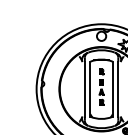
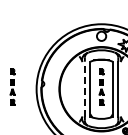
part: none -> present (12, 86)
line: solid -> dashed (84, 89)
